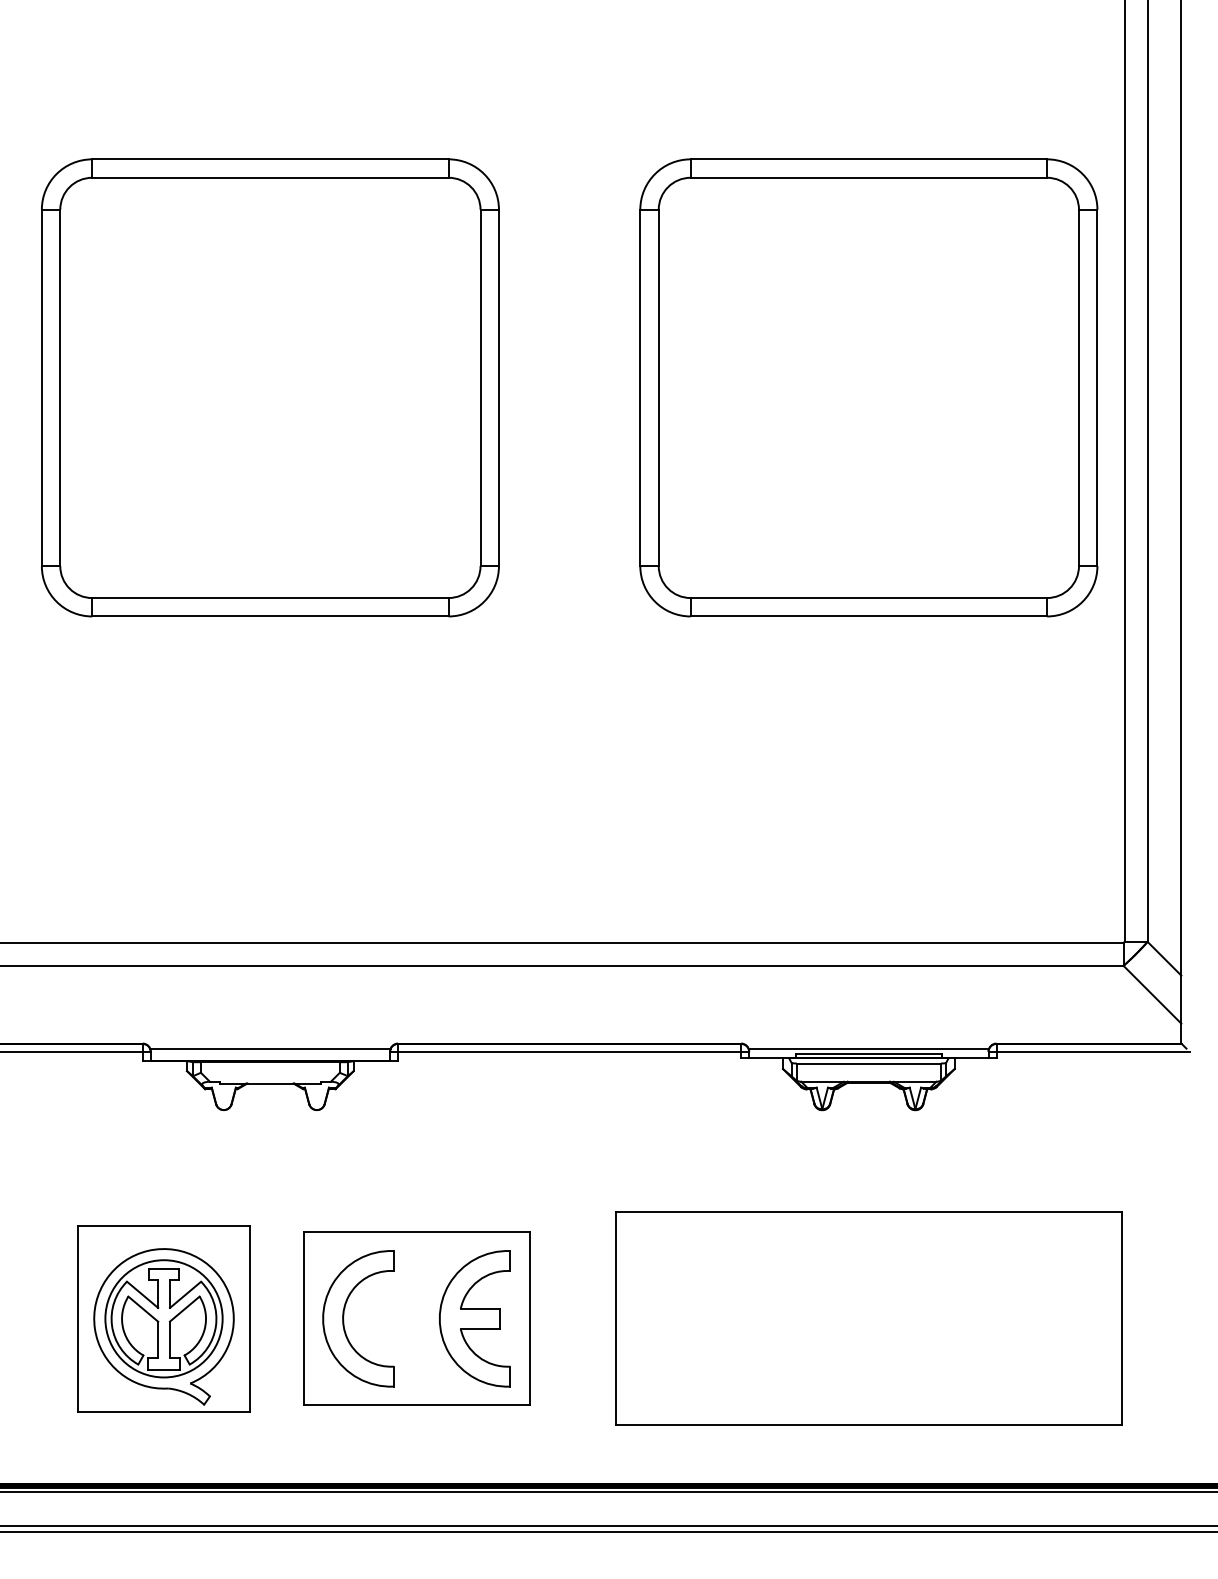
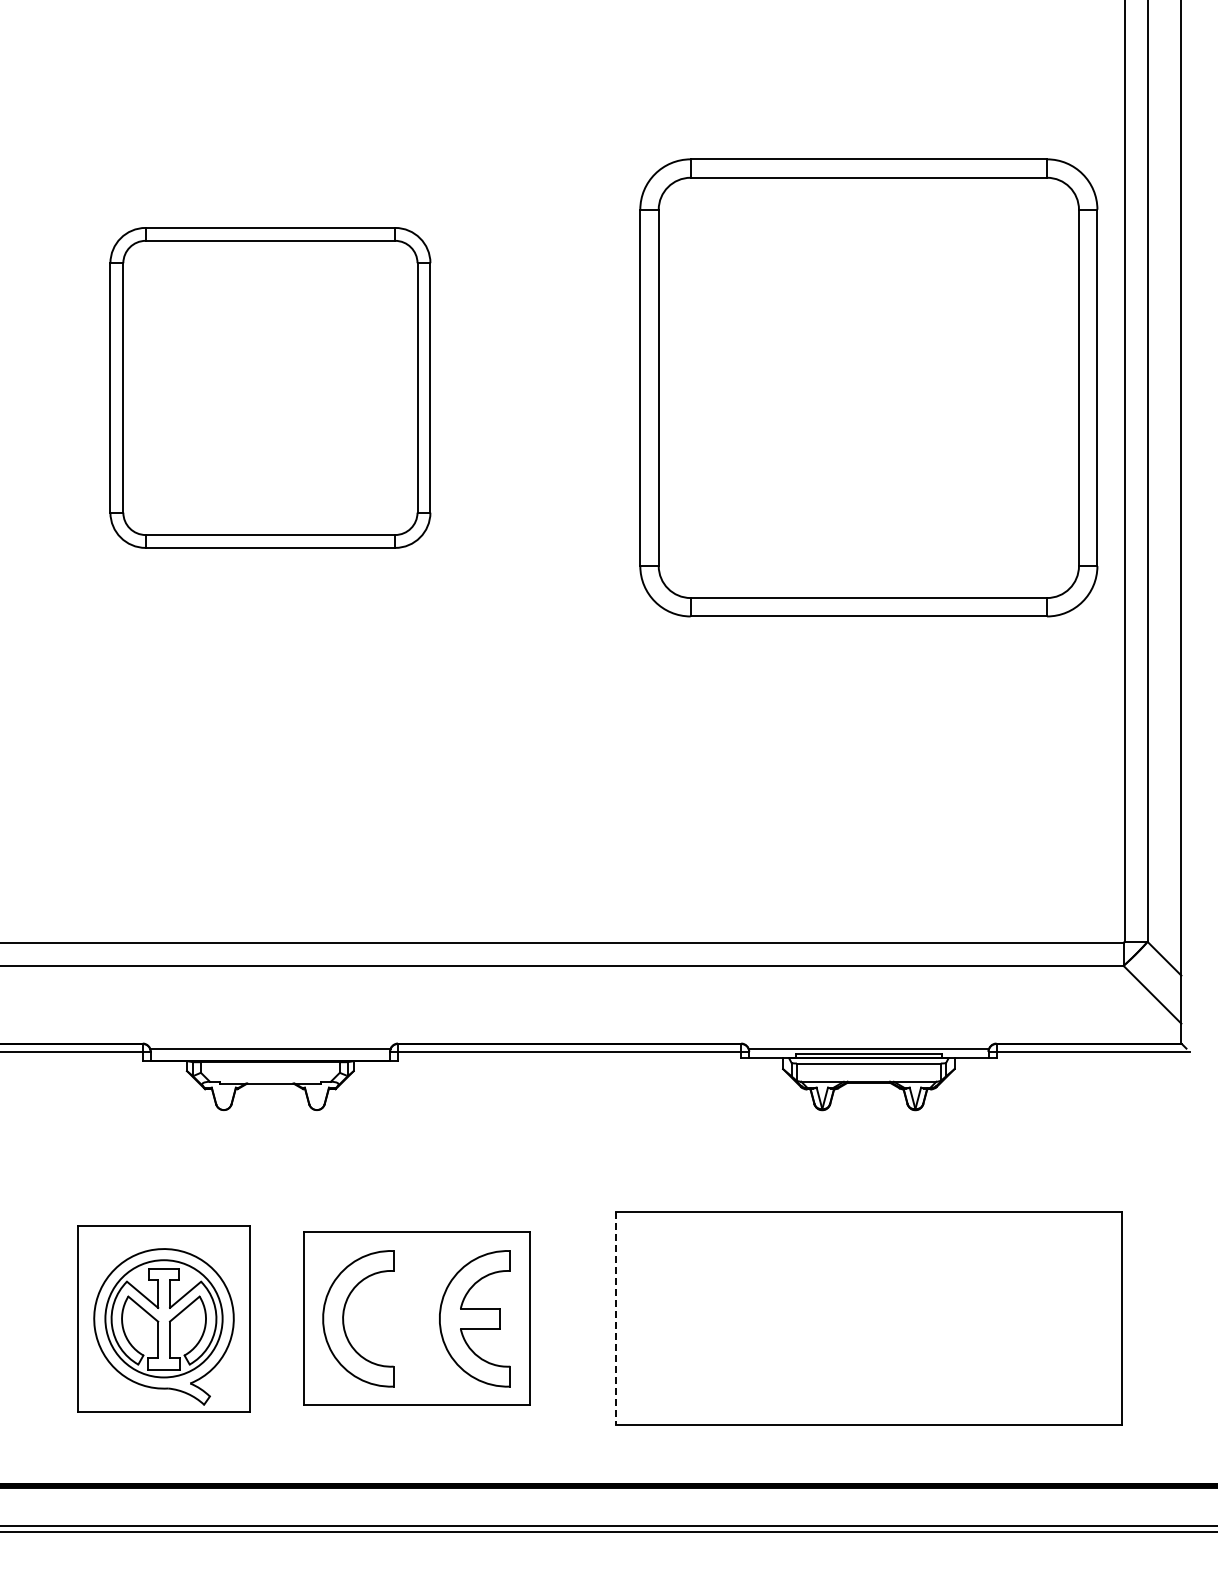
part size: 459x460 px -> 323x322 px (270, 387)
line: solid -> dashed (616, 1319)
line: present -> none (608, 1491)
